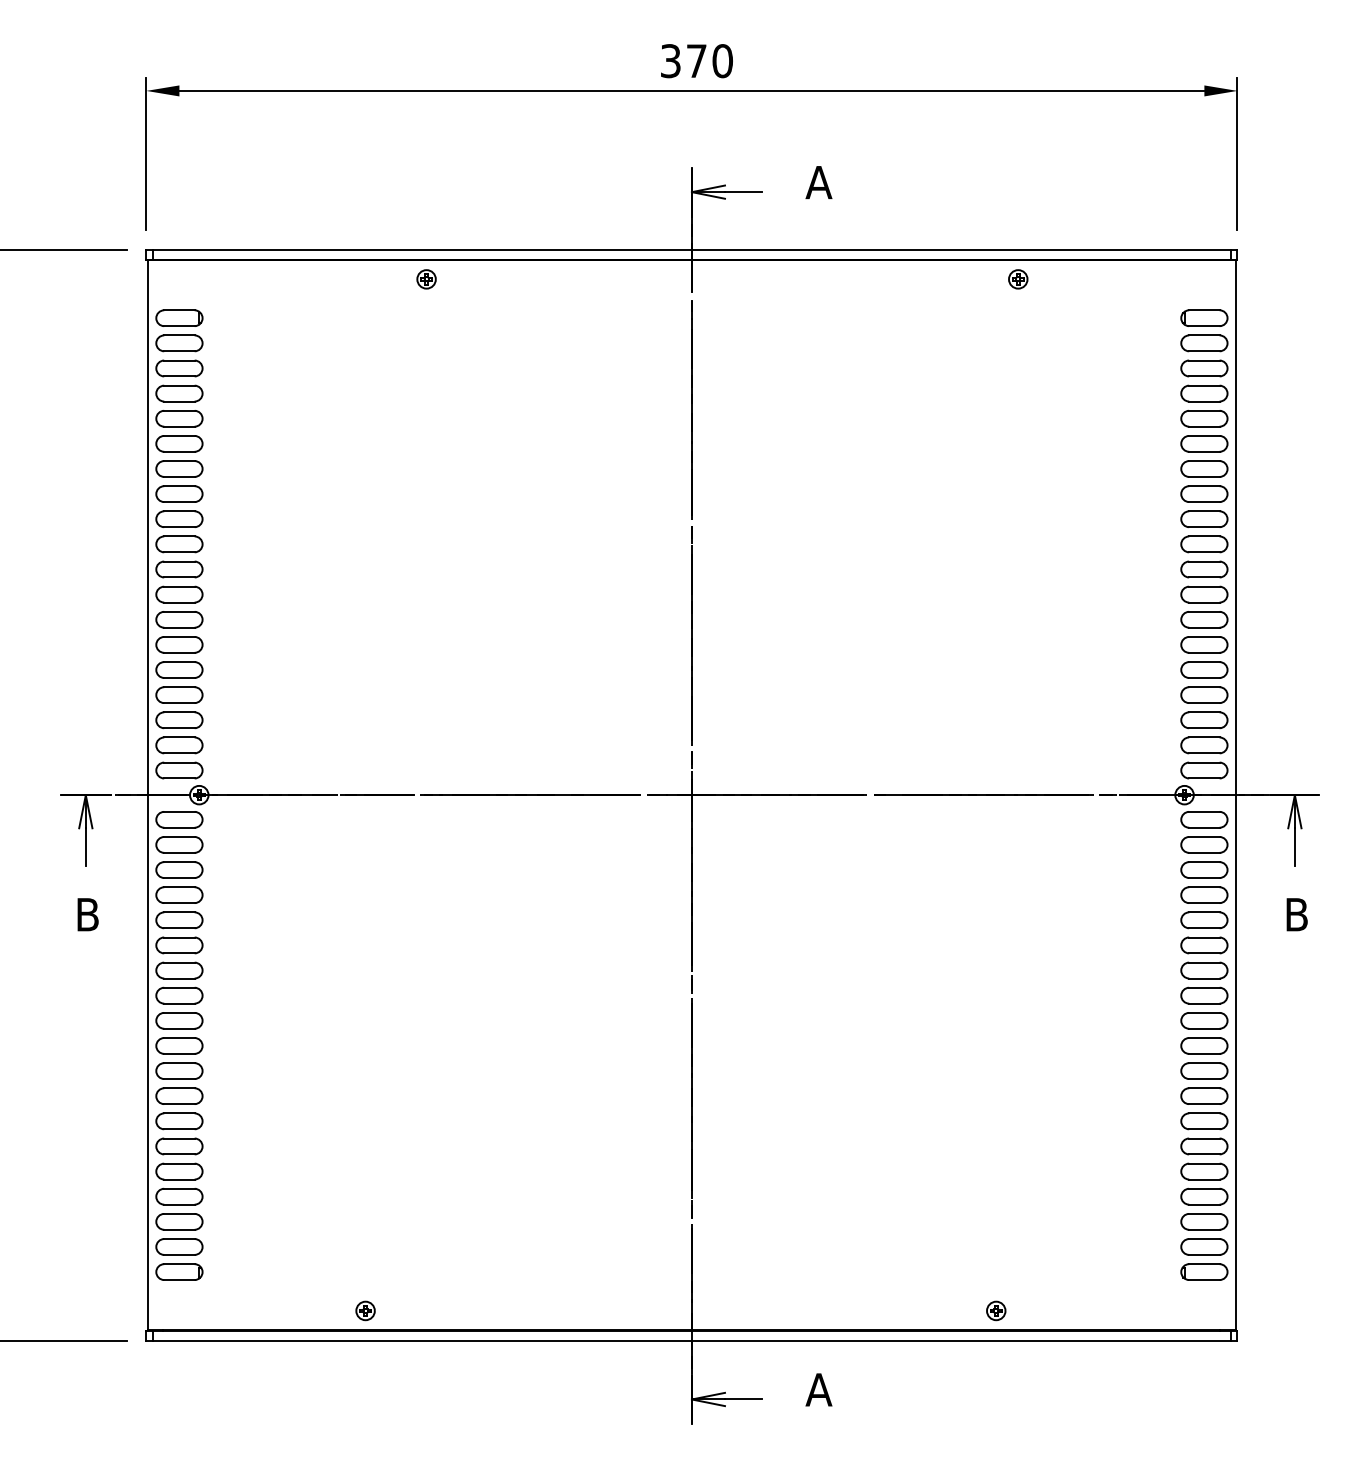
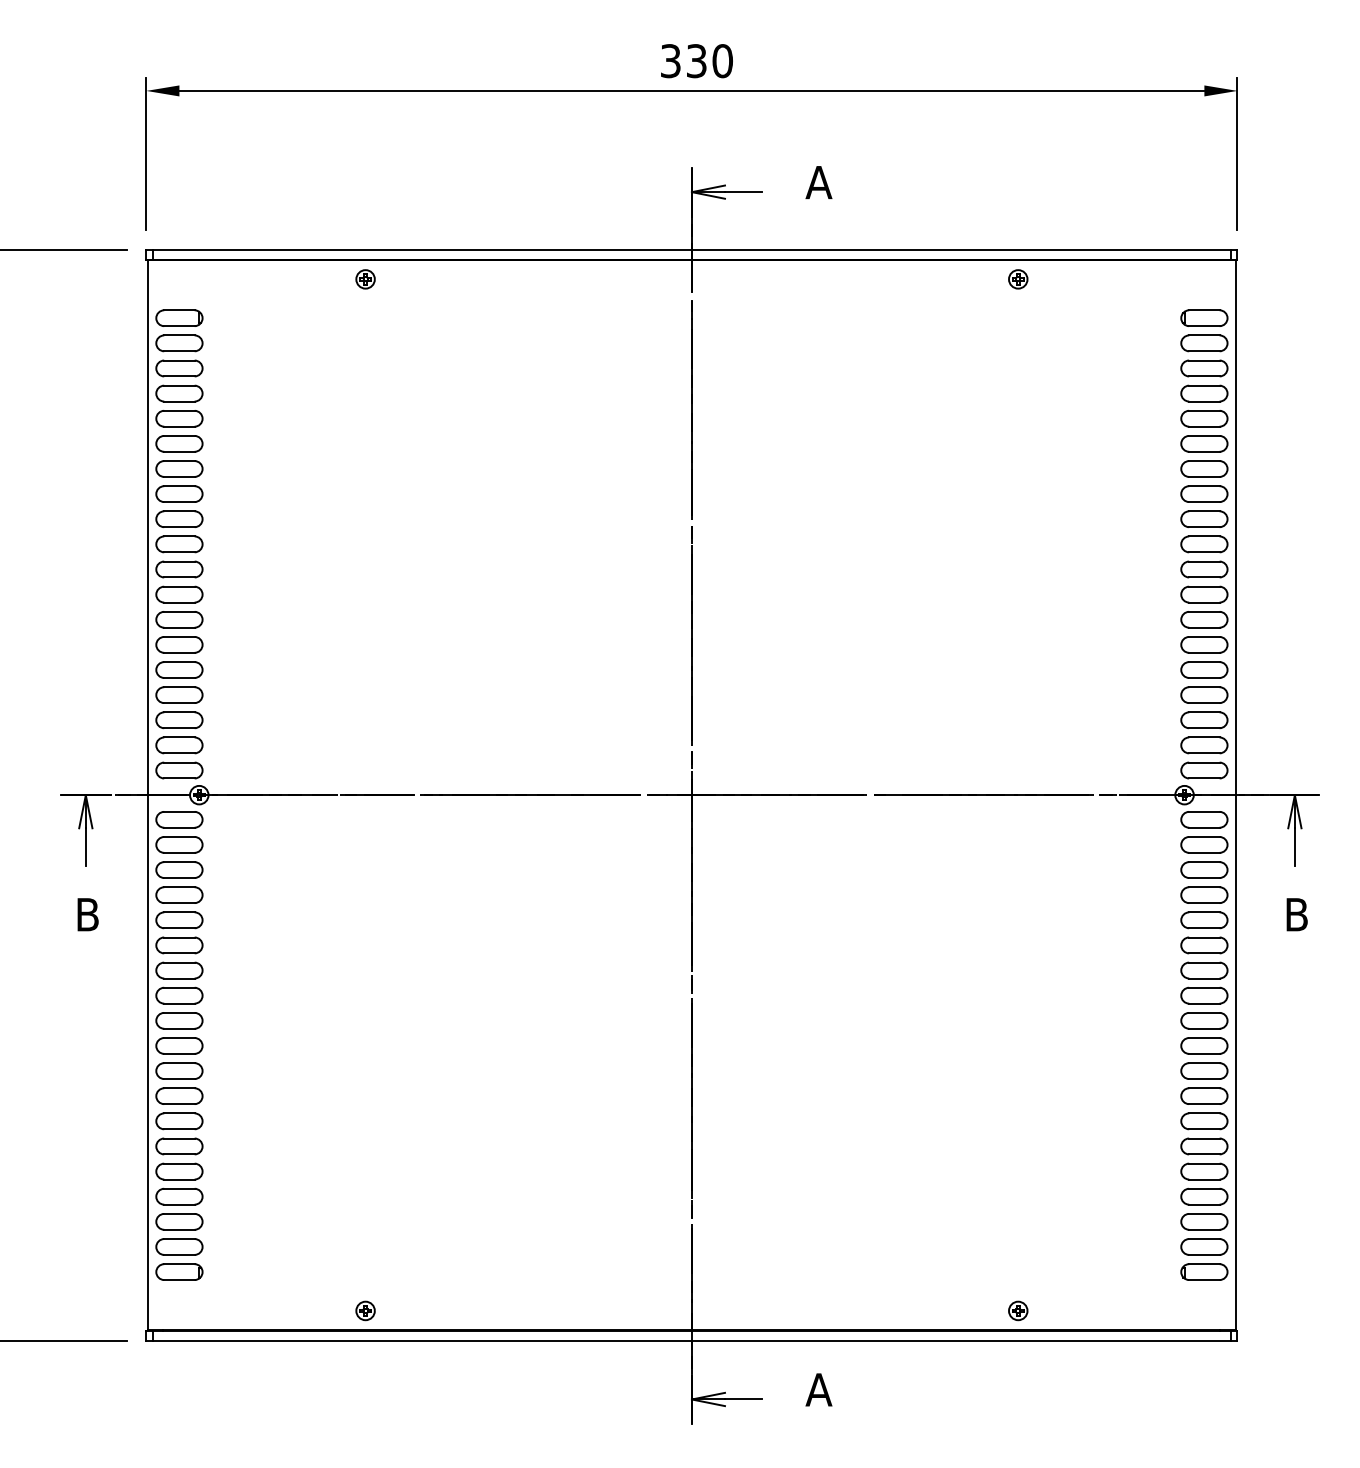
text: 370 -> 330 (696, 61)
part position: (426, 279) -> (365, 279) (365, 279)
part position: (996, 1310) -> (1018, 1310) (1018, 1310)
